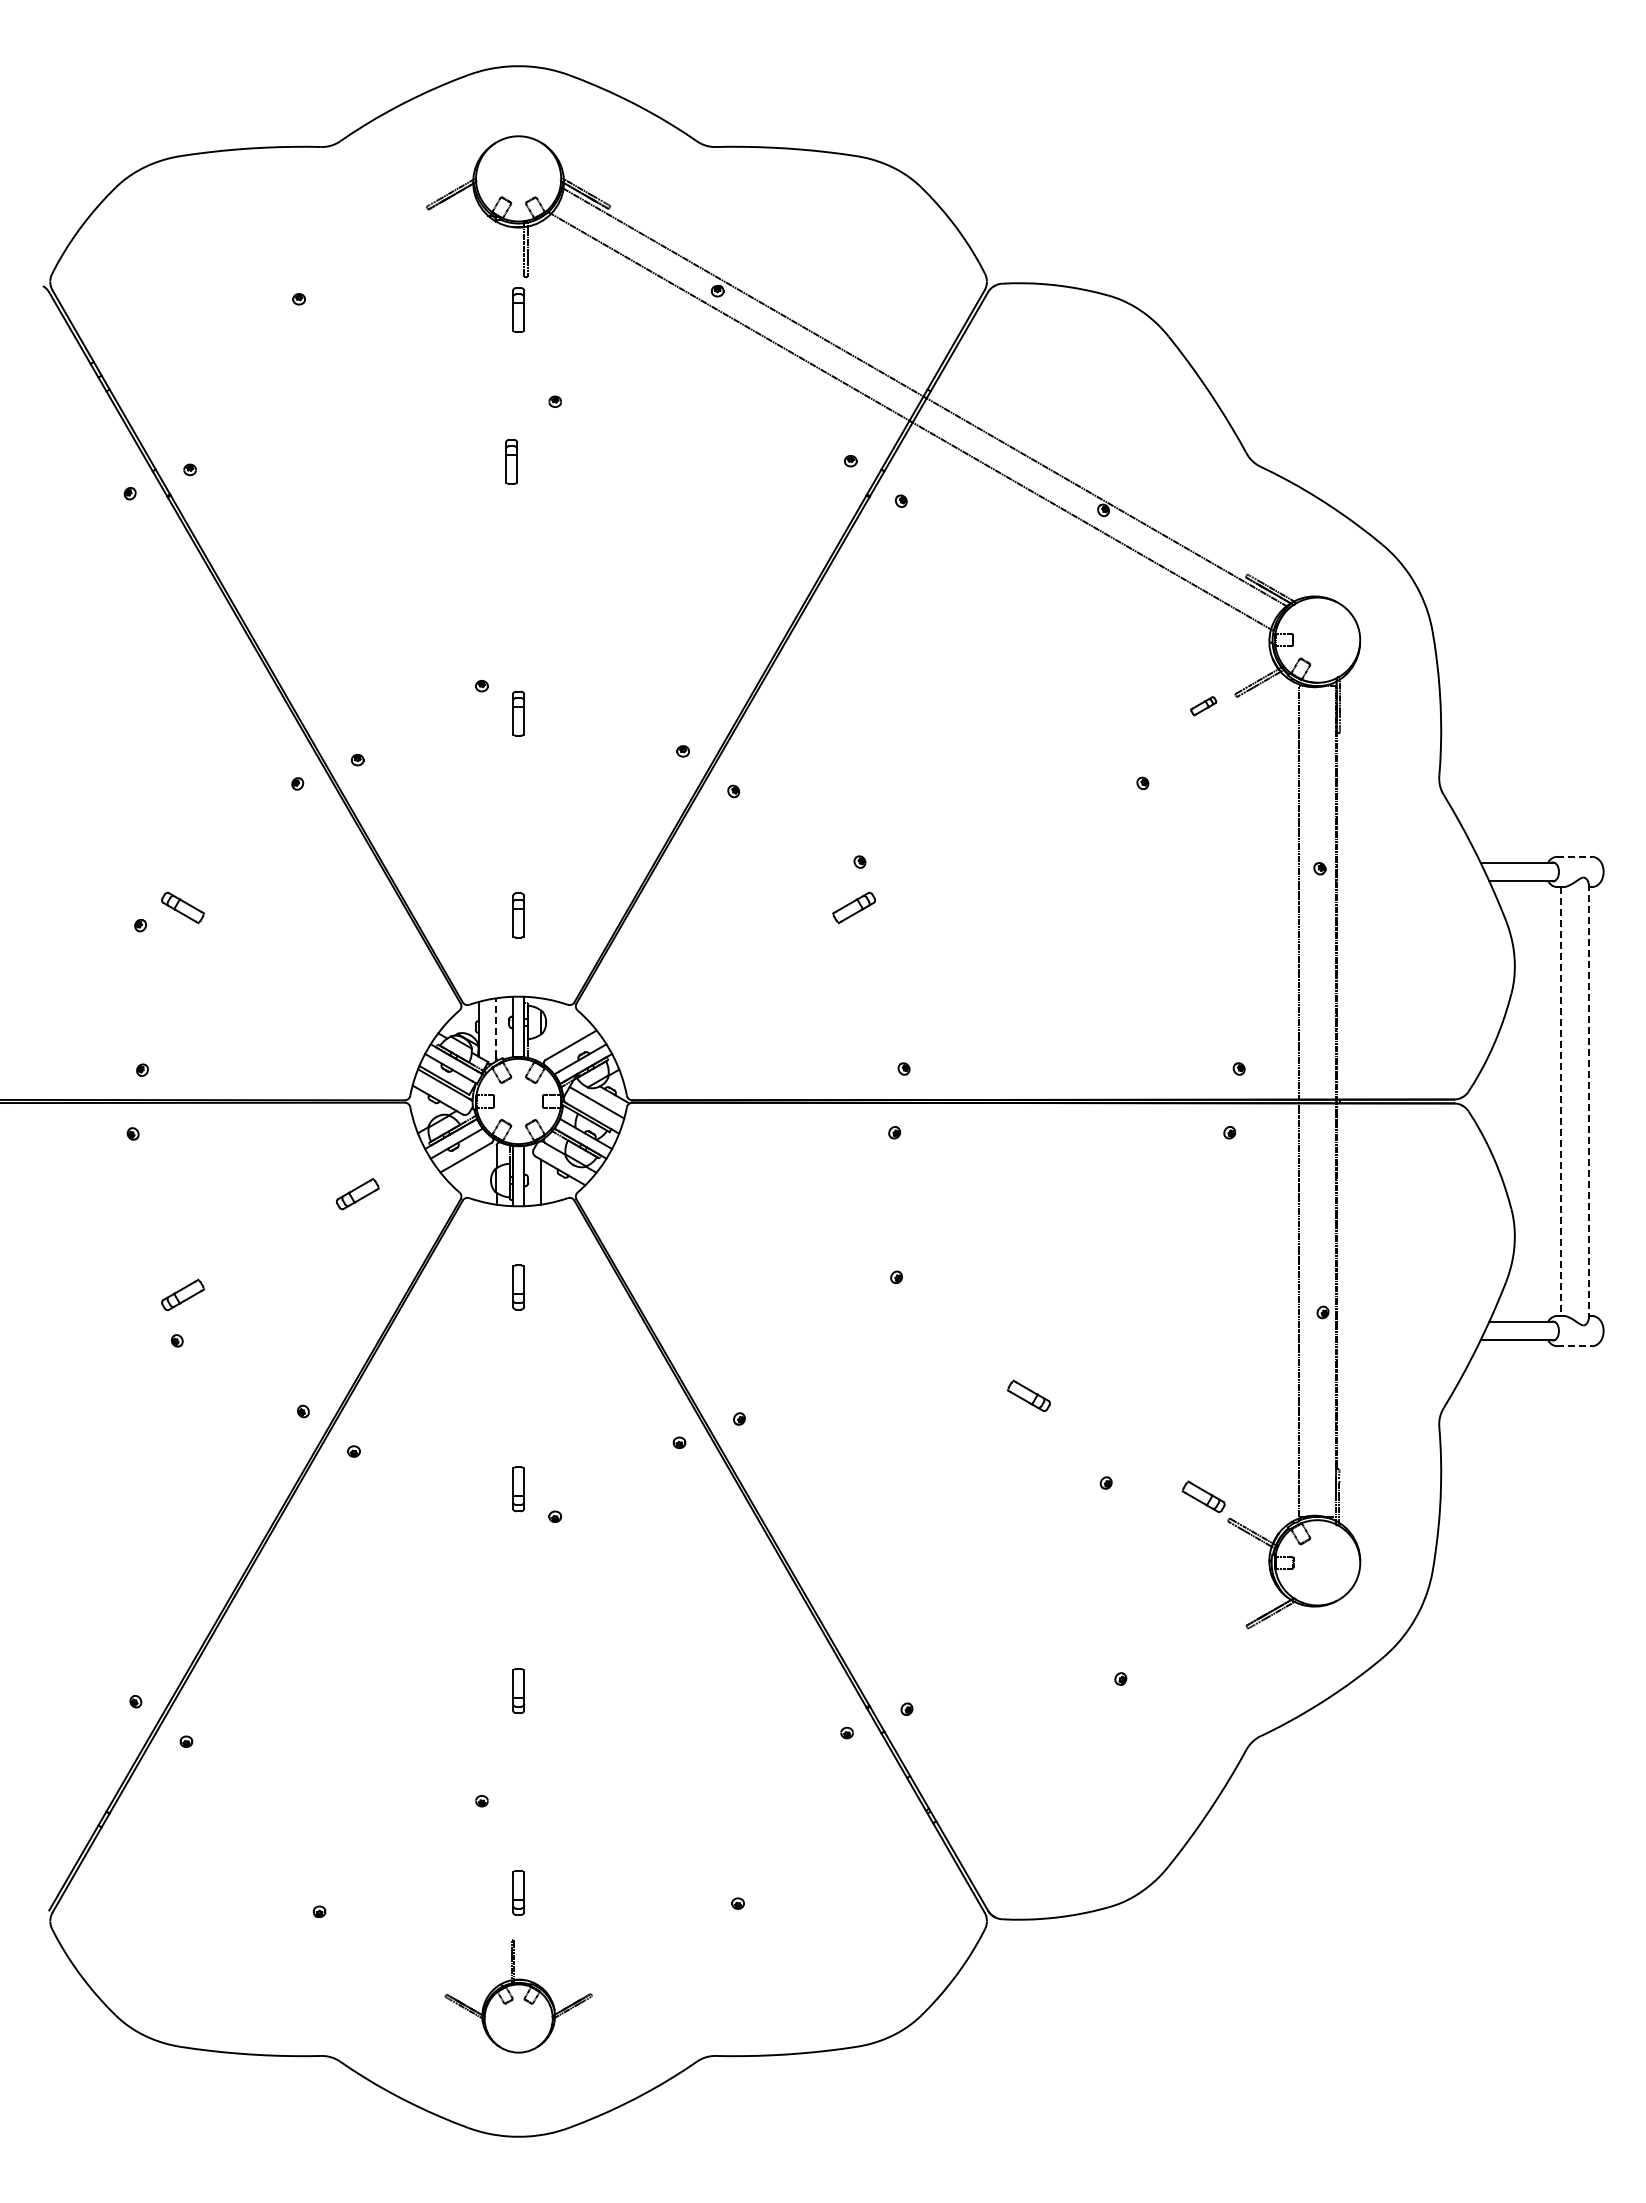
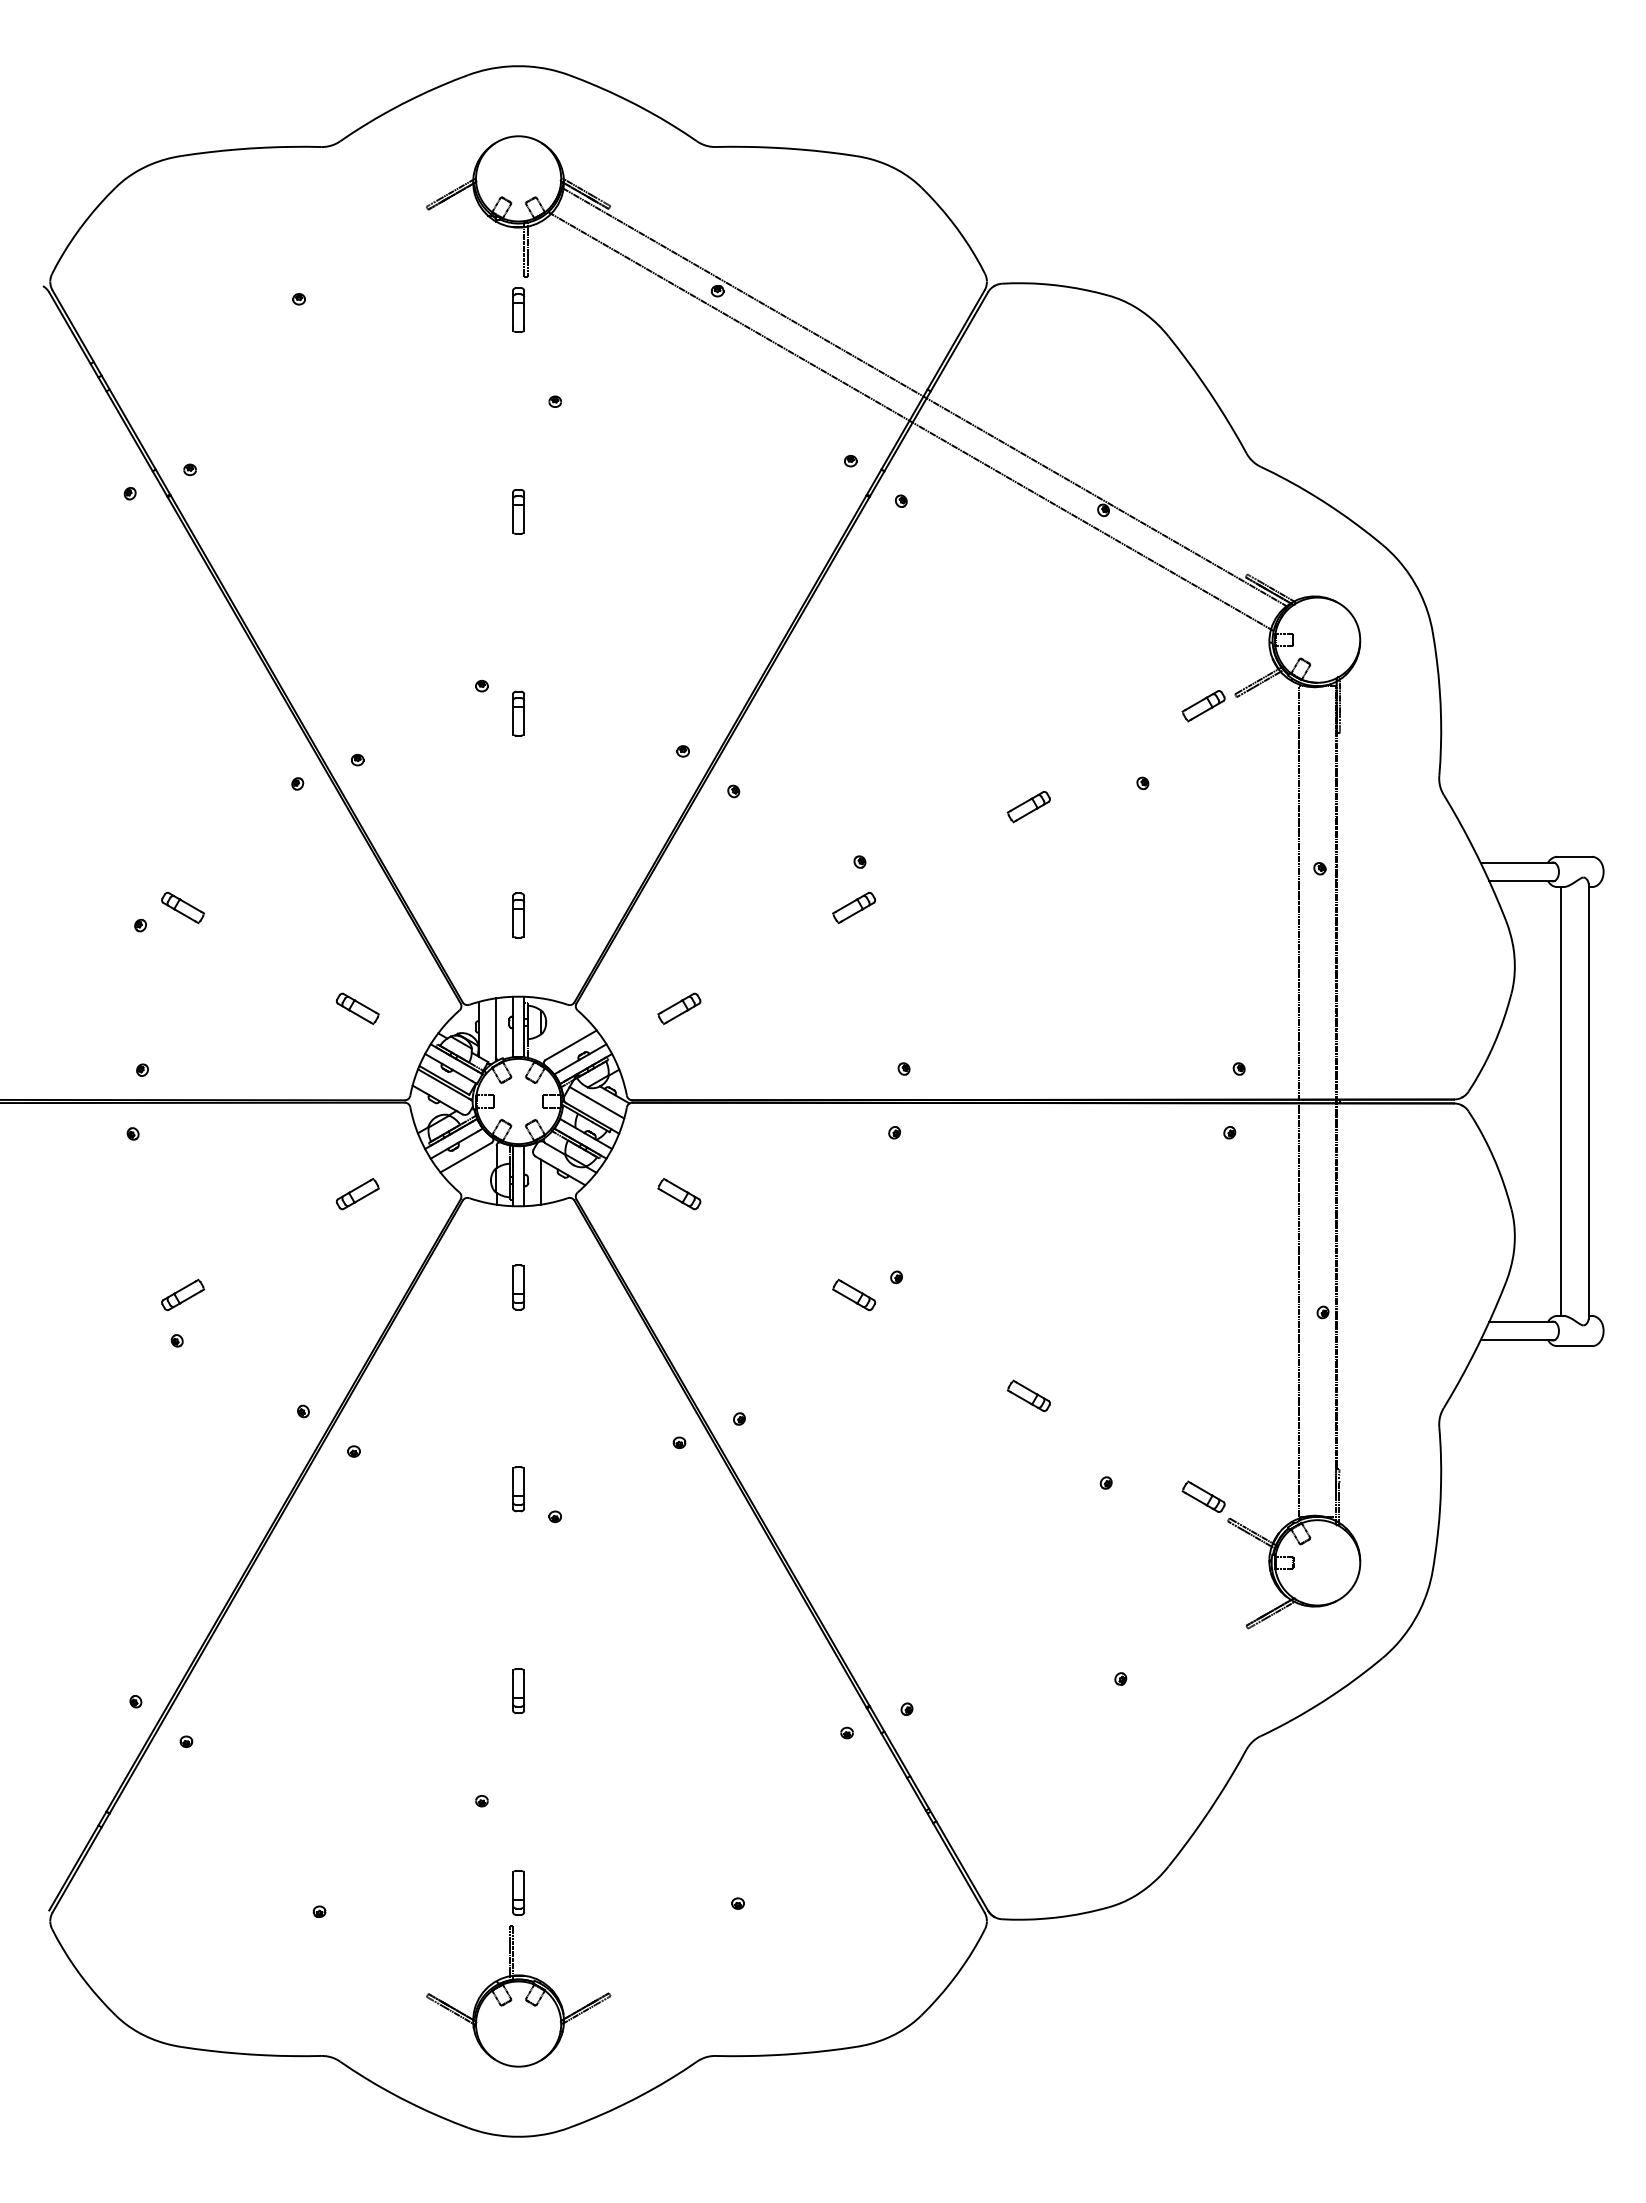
part position: (511, 461) -> (518, 511) (518, 511)
part size: 28x21 px -> 45x33 px (1203, 706)
part: none -> present (1028, 807)
line: dashed -> solid (1575, 856)
part: none -> present (357, 1008)
part: none -> present (679, 1008)
line: dashed -> solid (496, 1027)
line: dashed -> solid (1560, 1101)
line: dashed -> solid (1588, 1101)
part: none -> present (679, 1194)
part: none -> present (854, 1294)
line: dashed -> solid (1575, 1346)
part size: 149x115 px -> 186x143 px (518, 1996)
